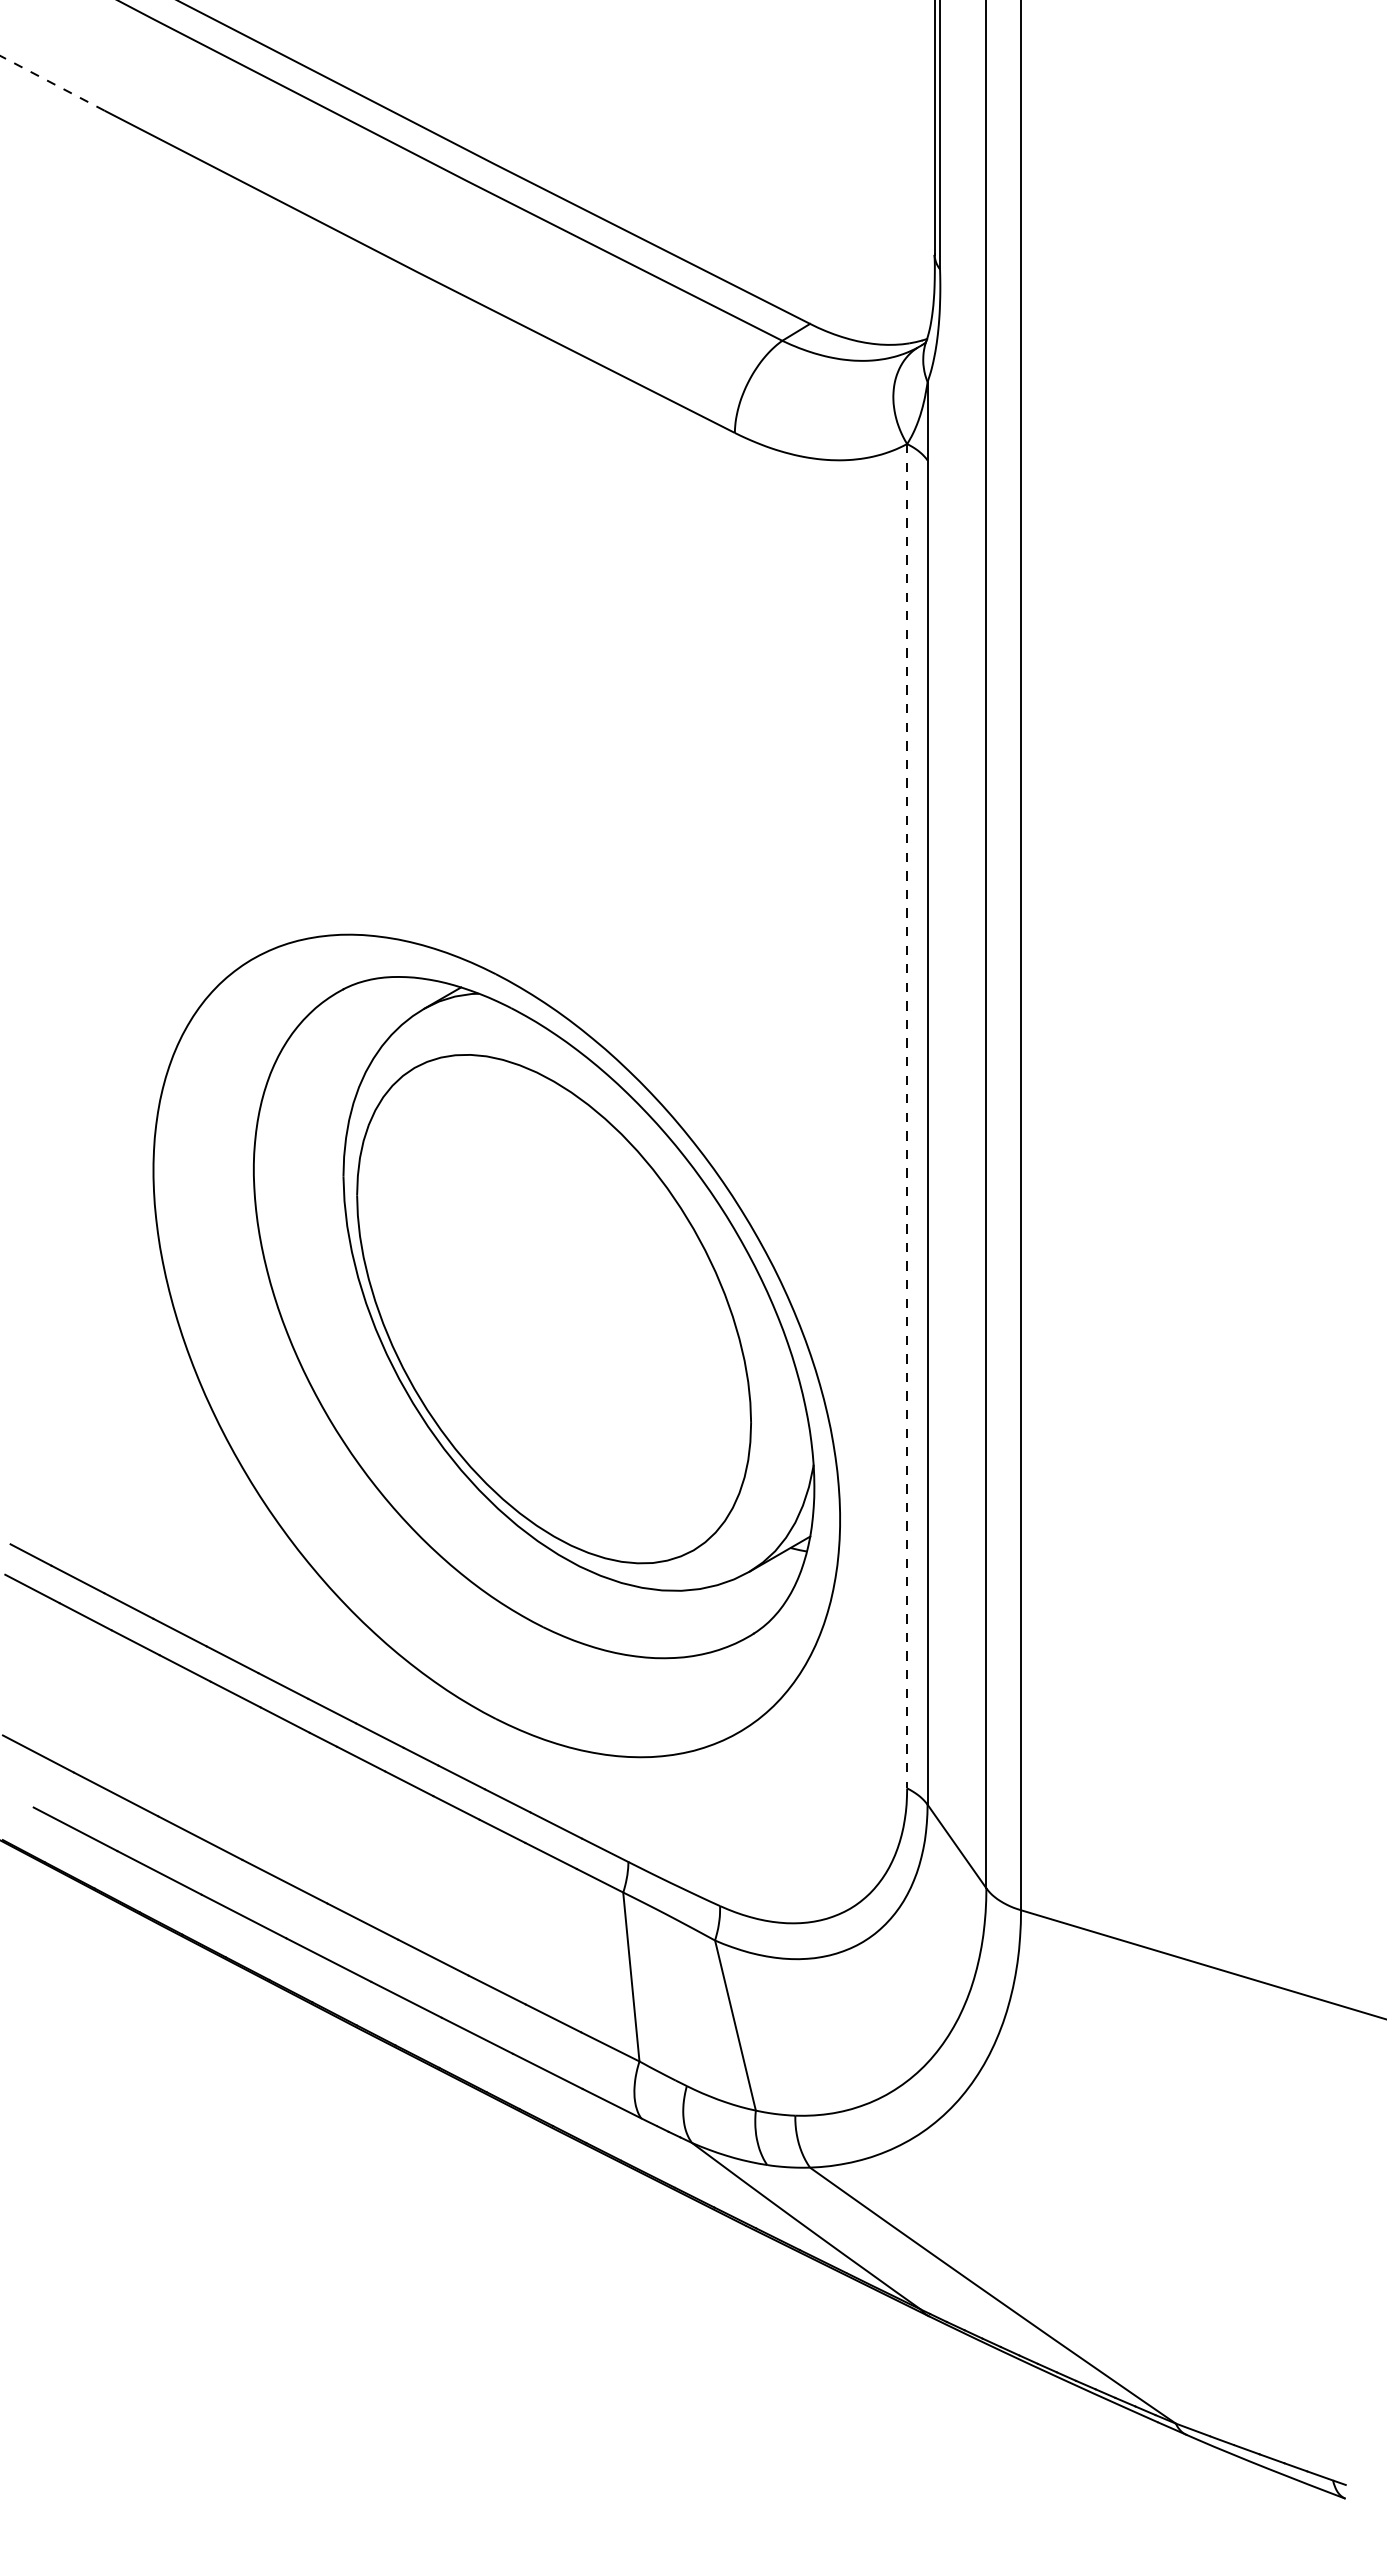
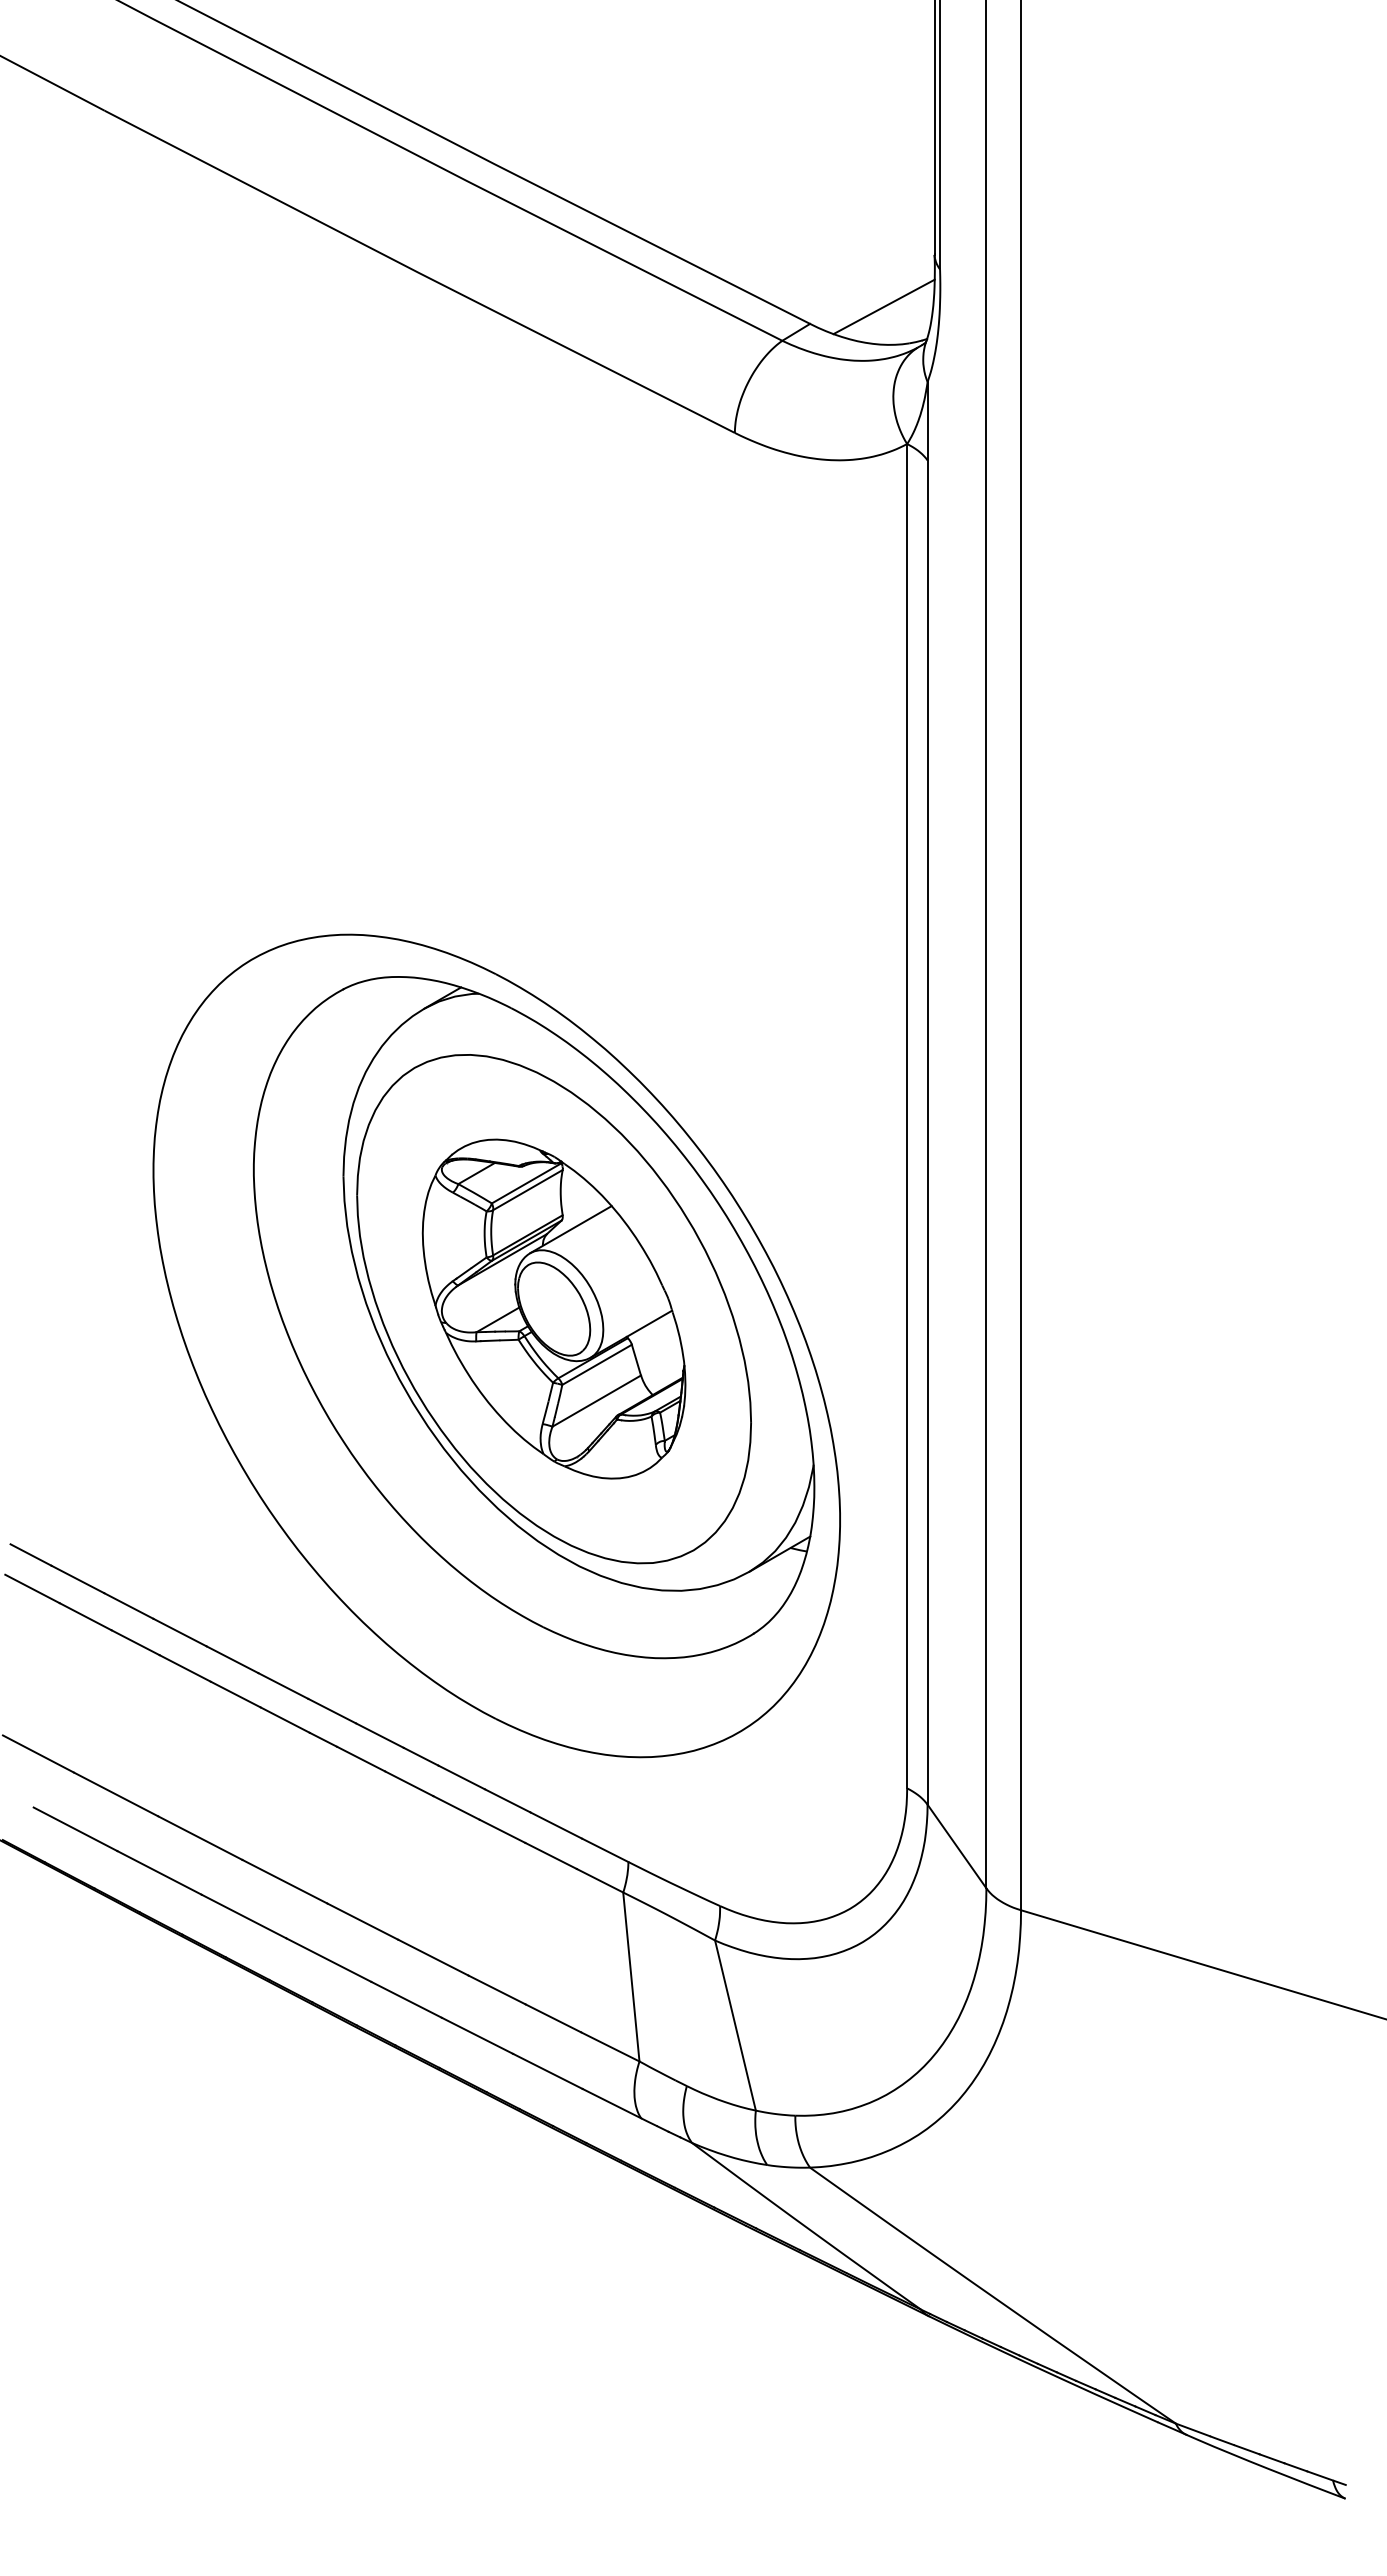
line: dashed -> solid (52, 83)
line: none -> present (883, 306)
line: dashed -> solid (907, 1116)
part: none -> present (553, 1308)
